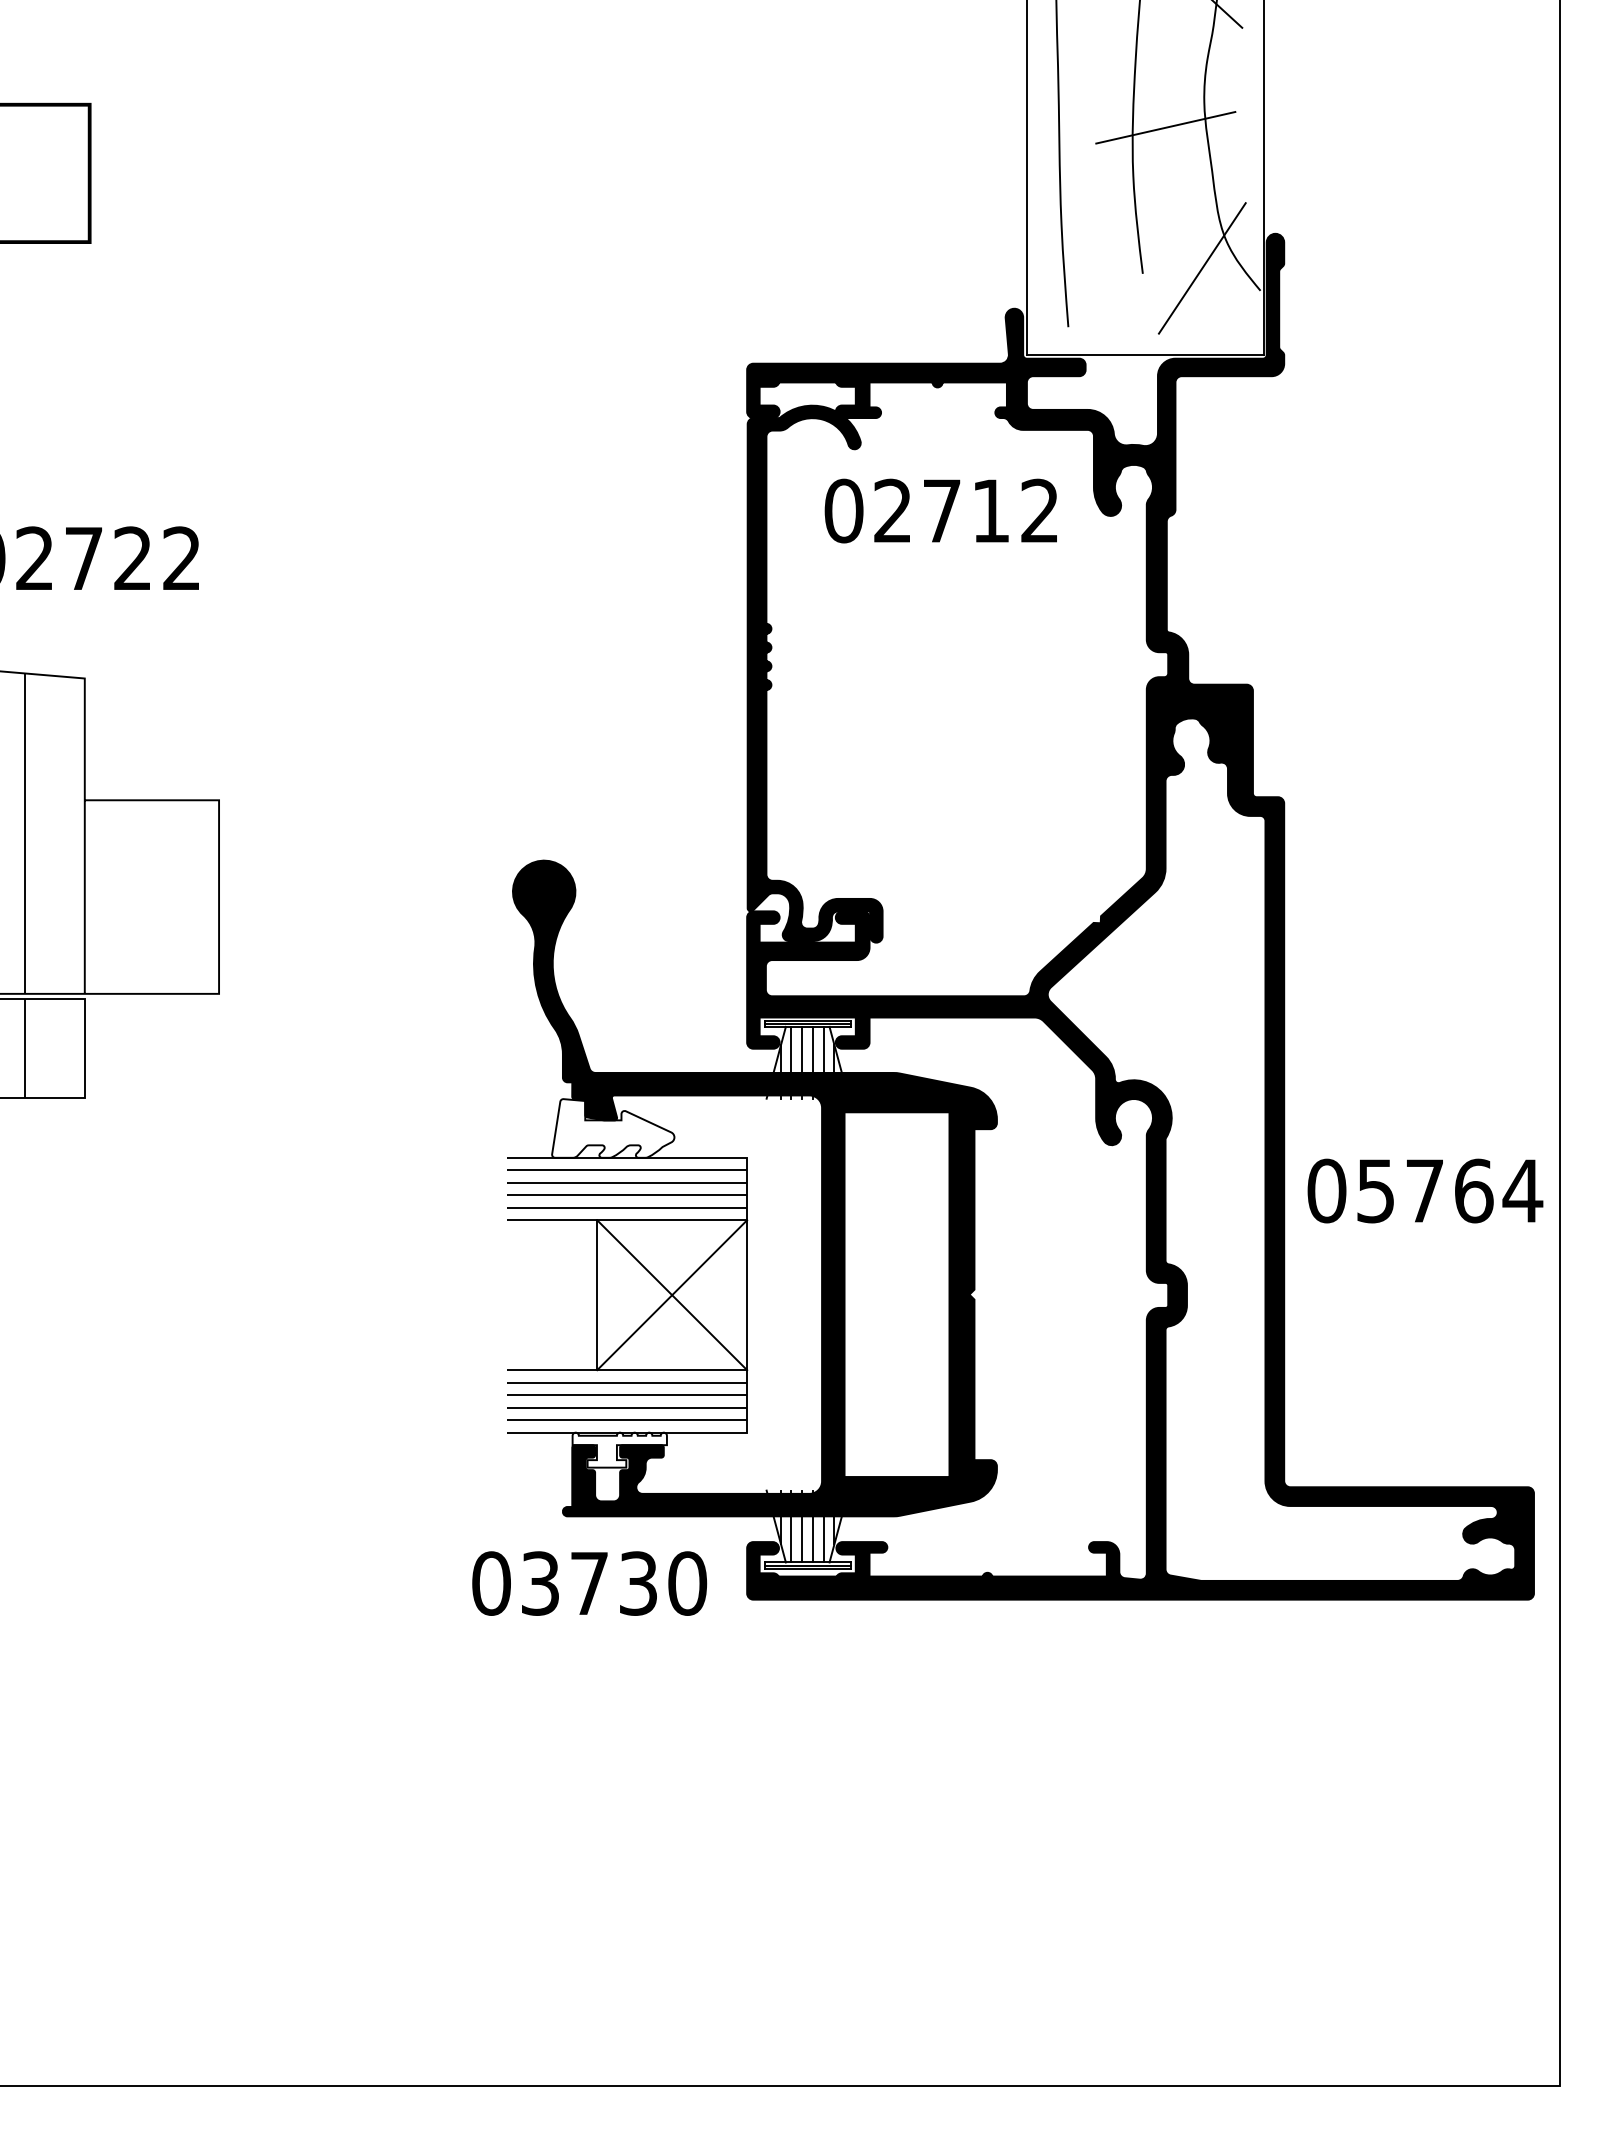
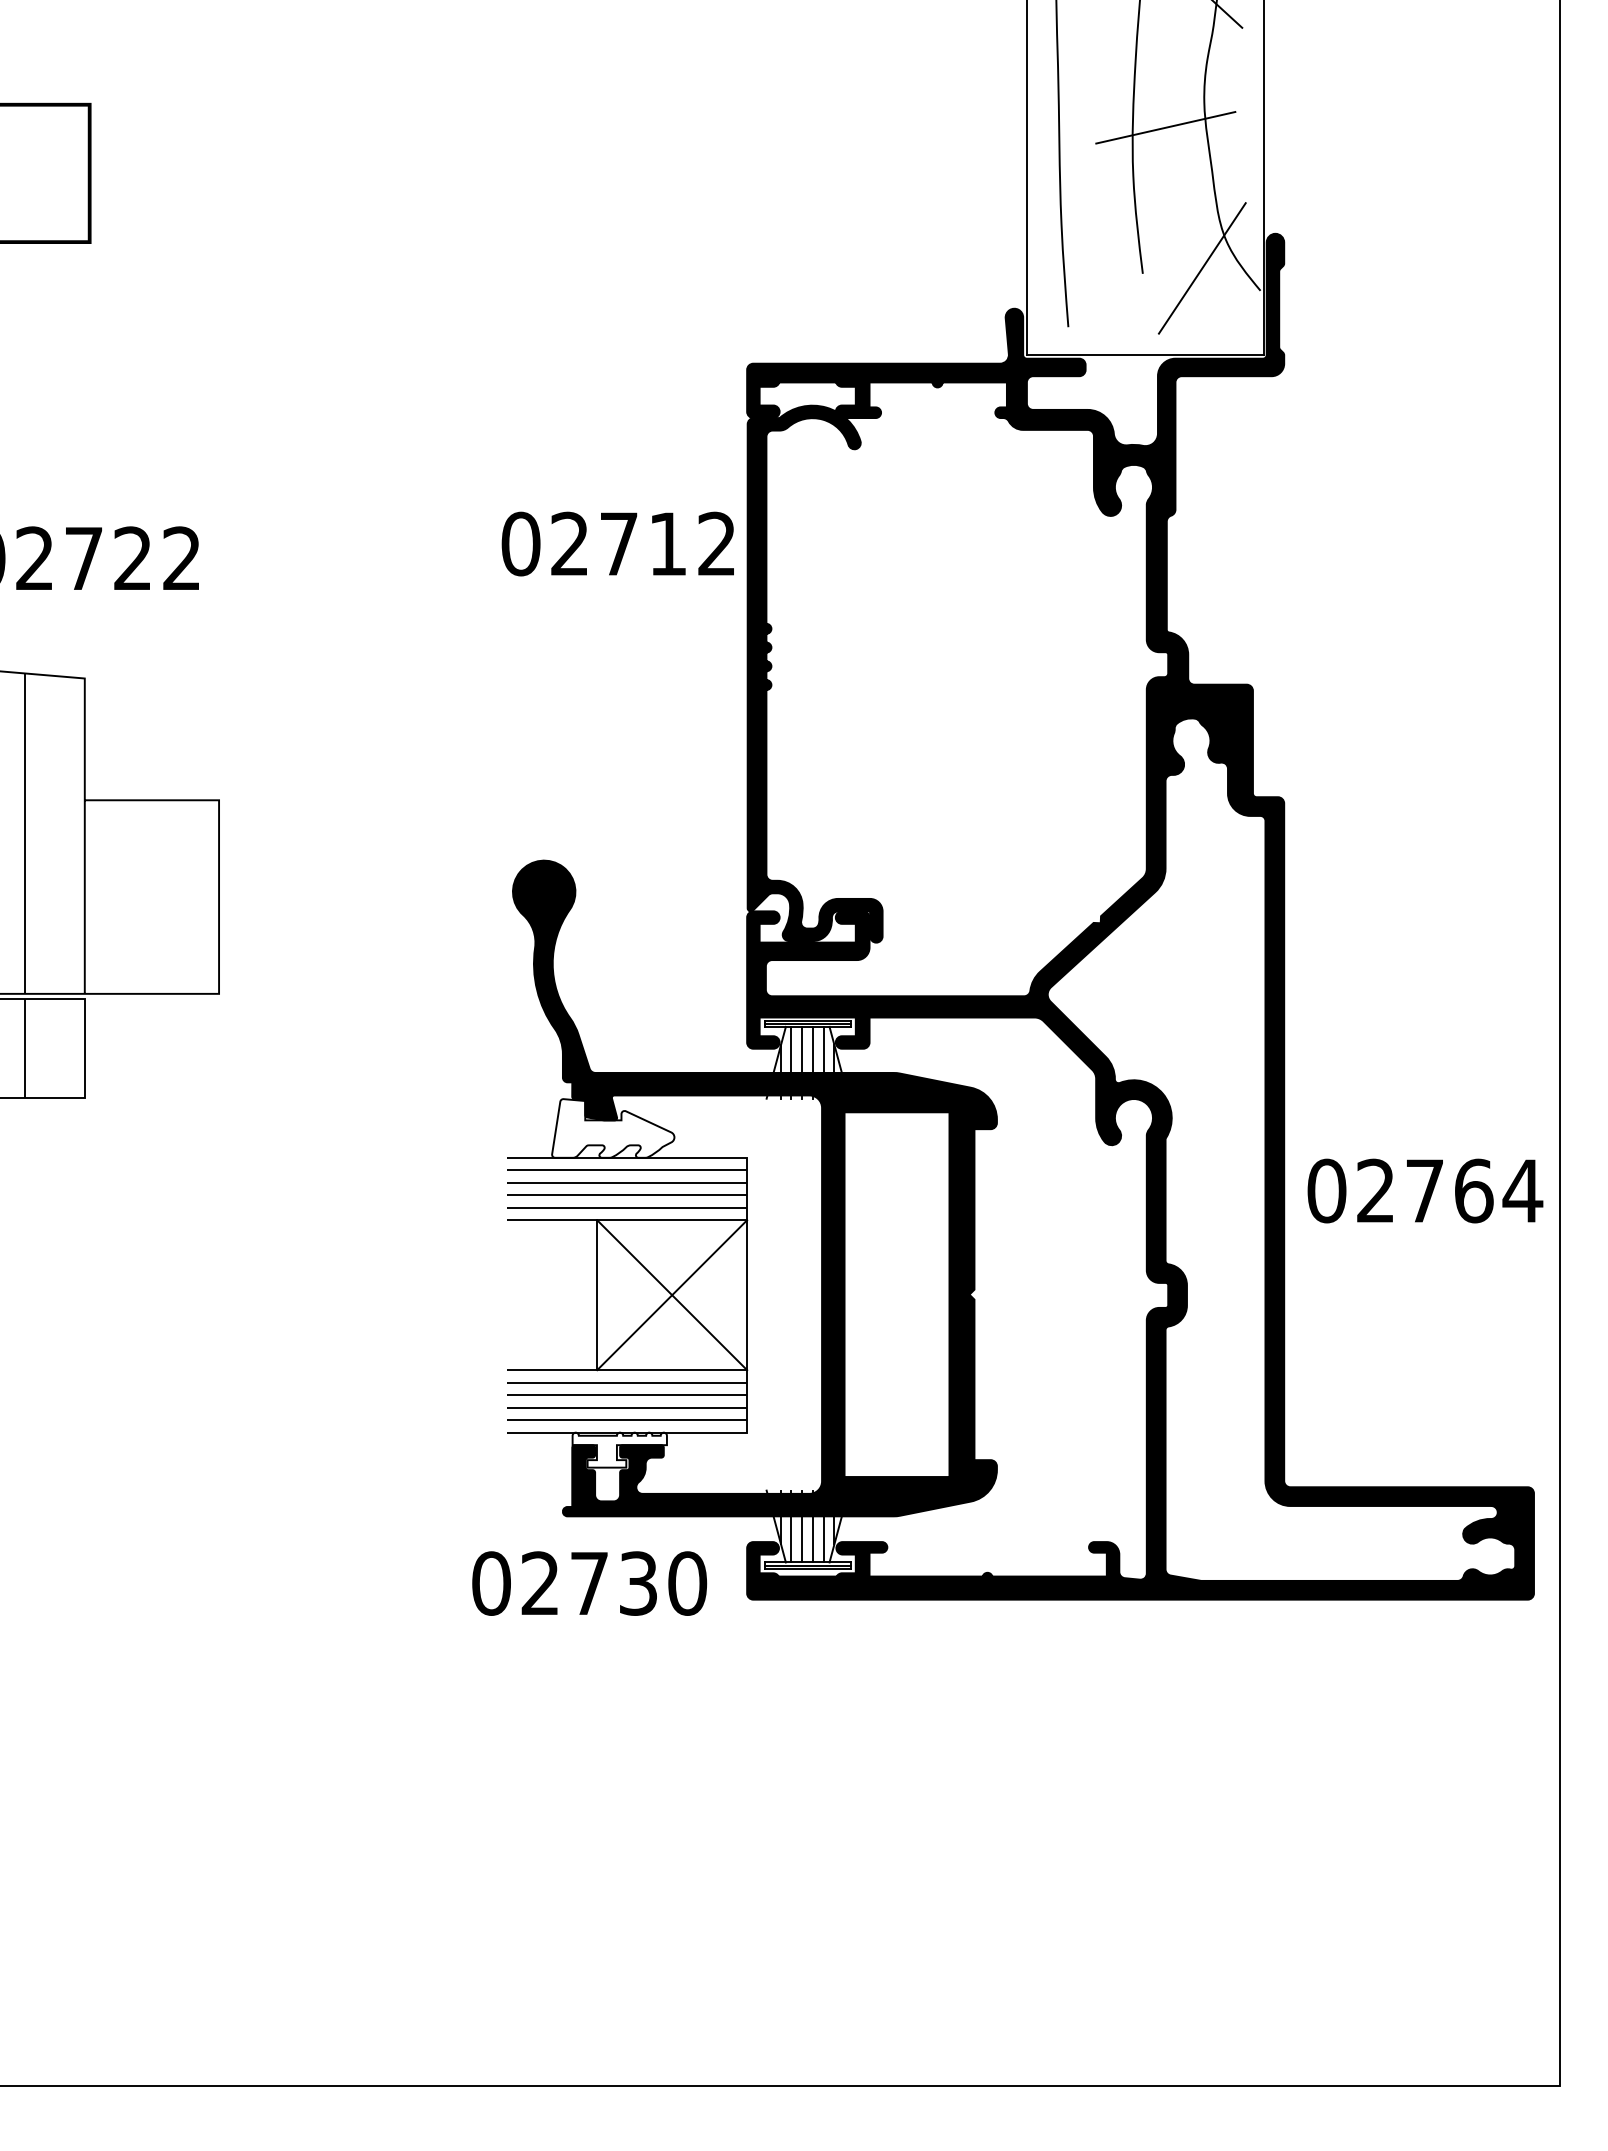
text position: (940, 510) -> (617, 543) (617, 543)
text: 05764 -> 02764 (1375, 1190)
text: 03730 -> 02730 (539, 1583)
